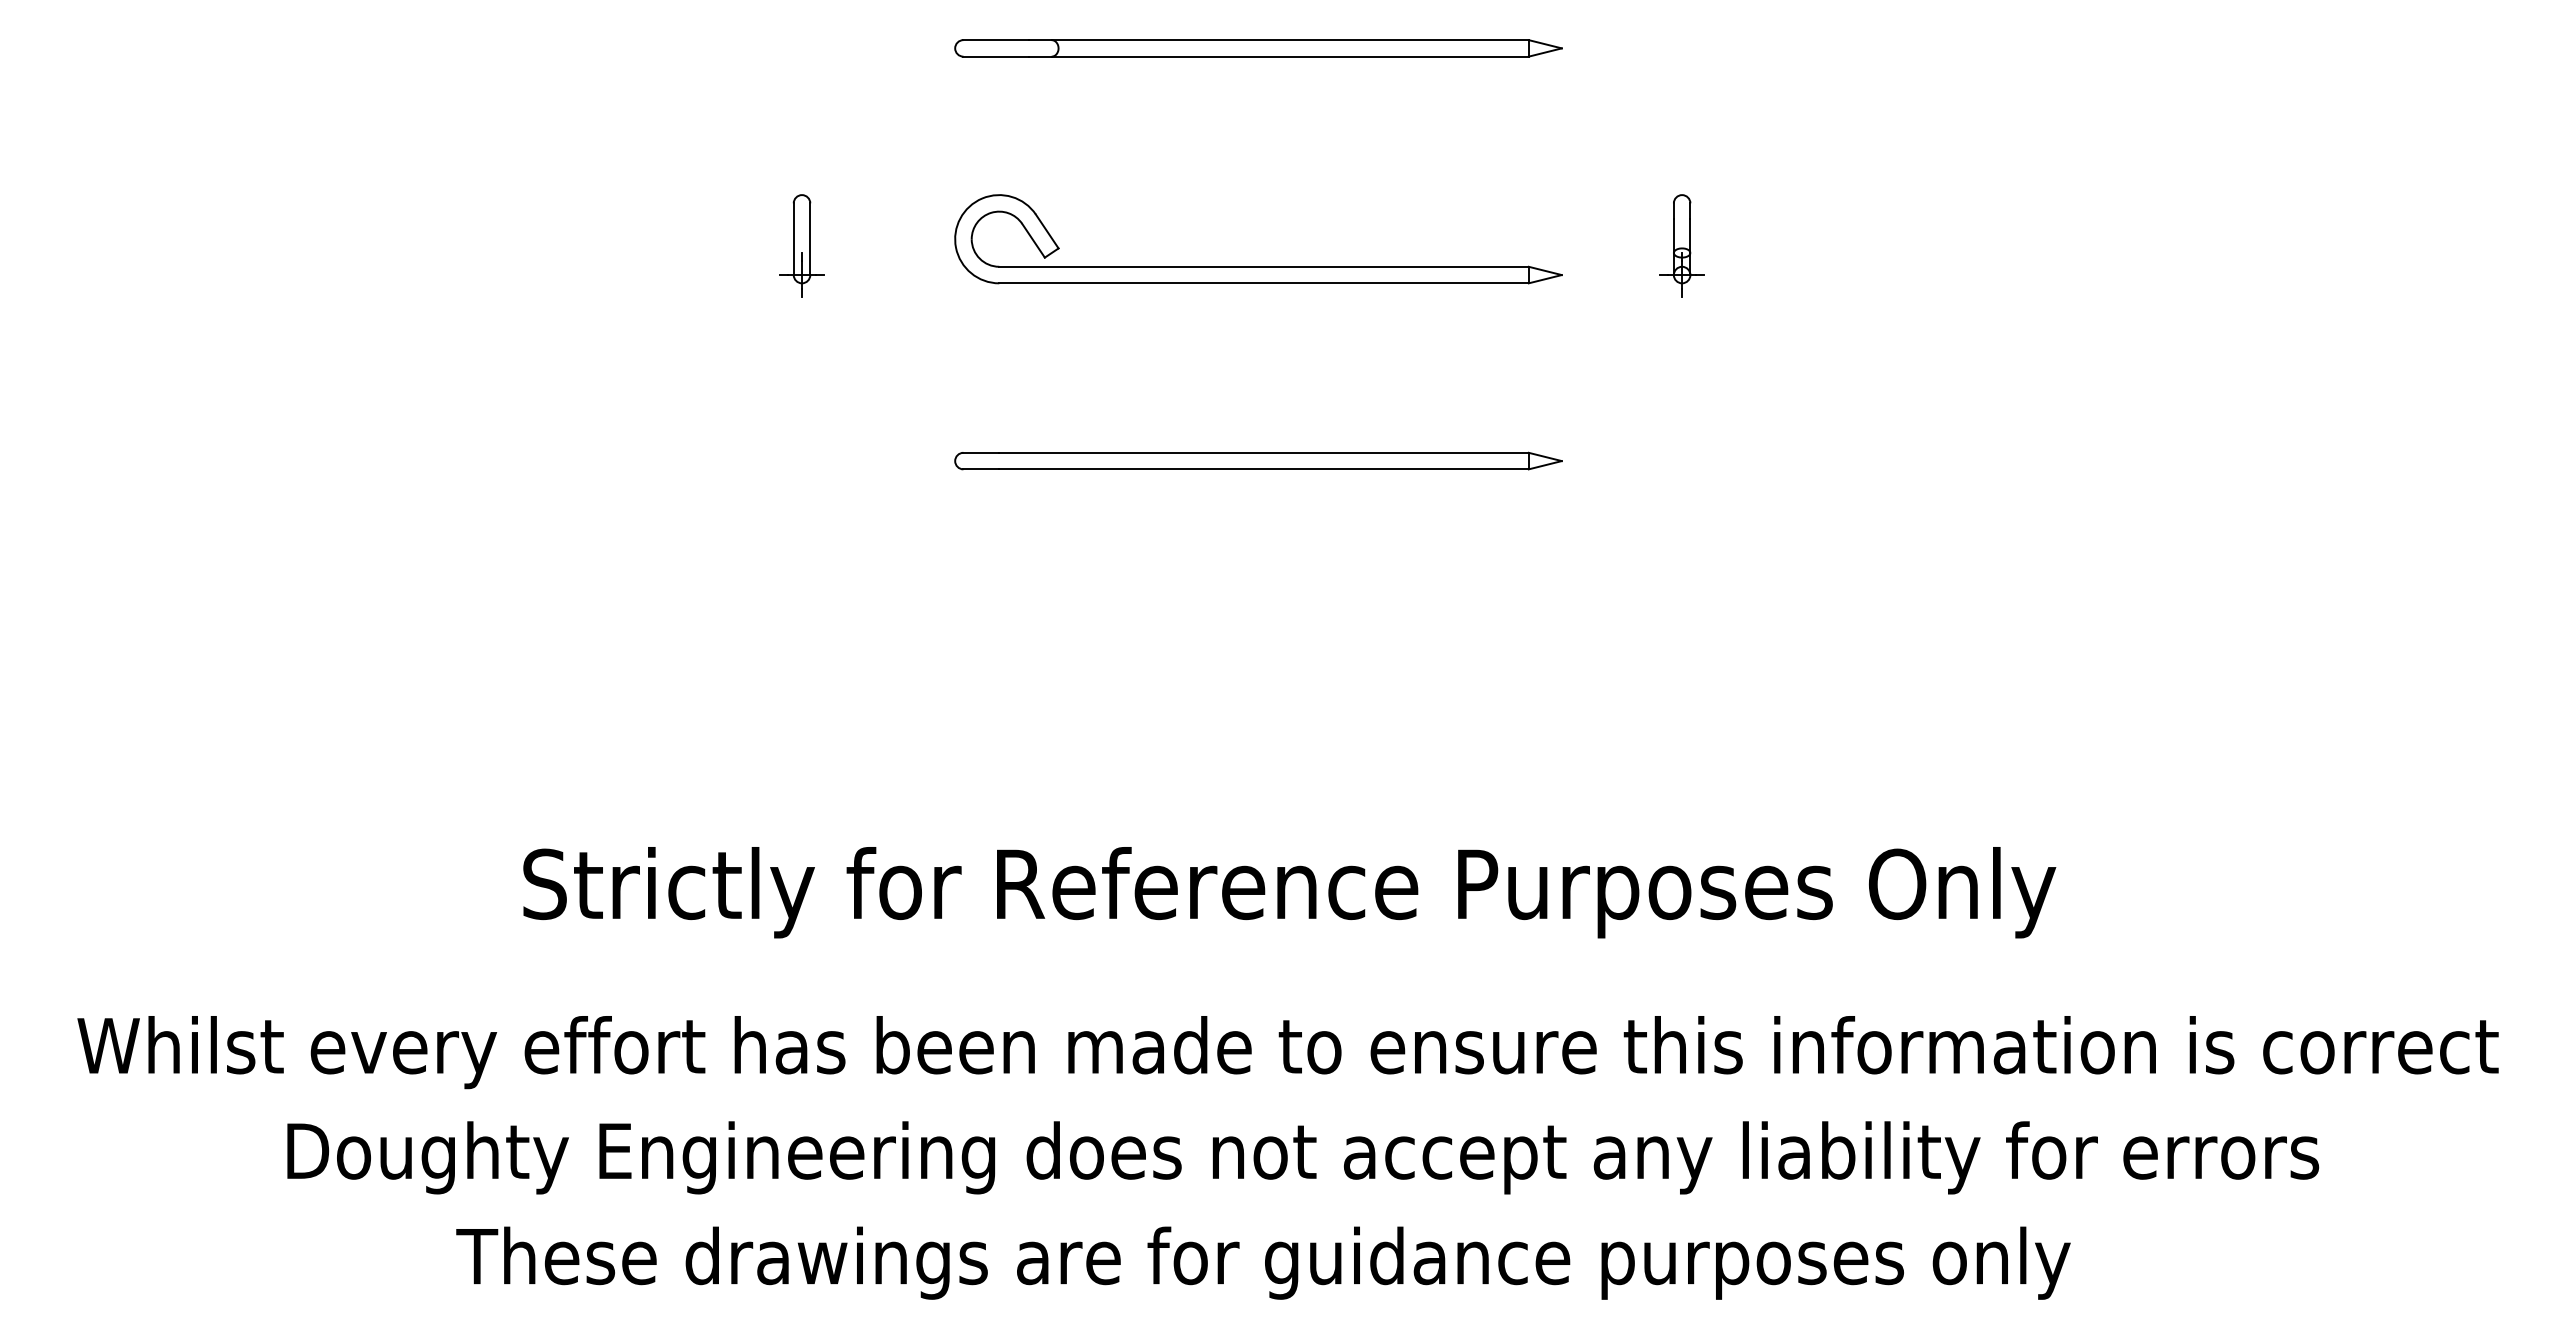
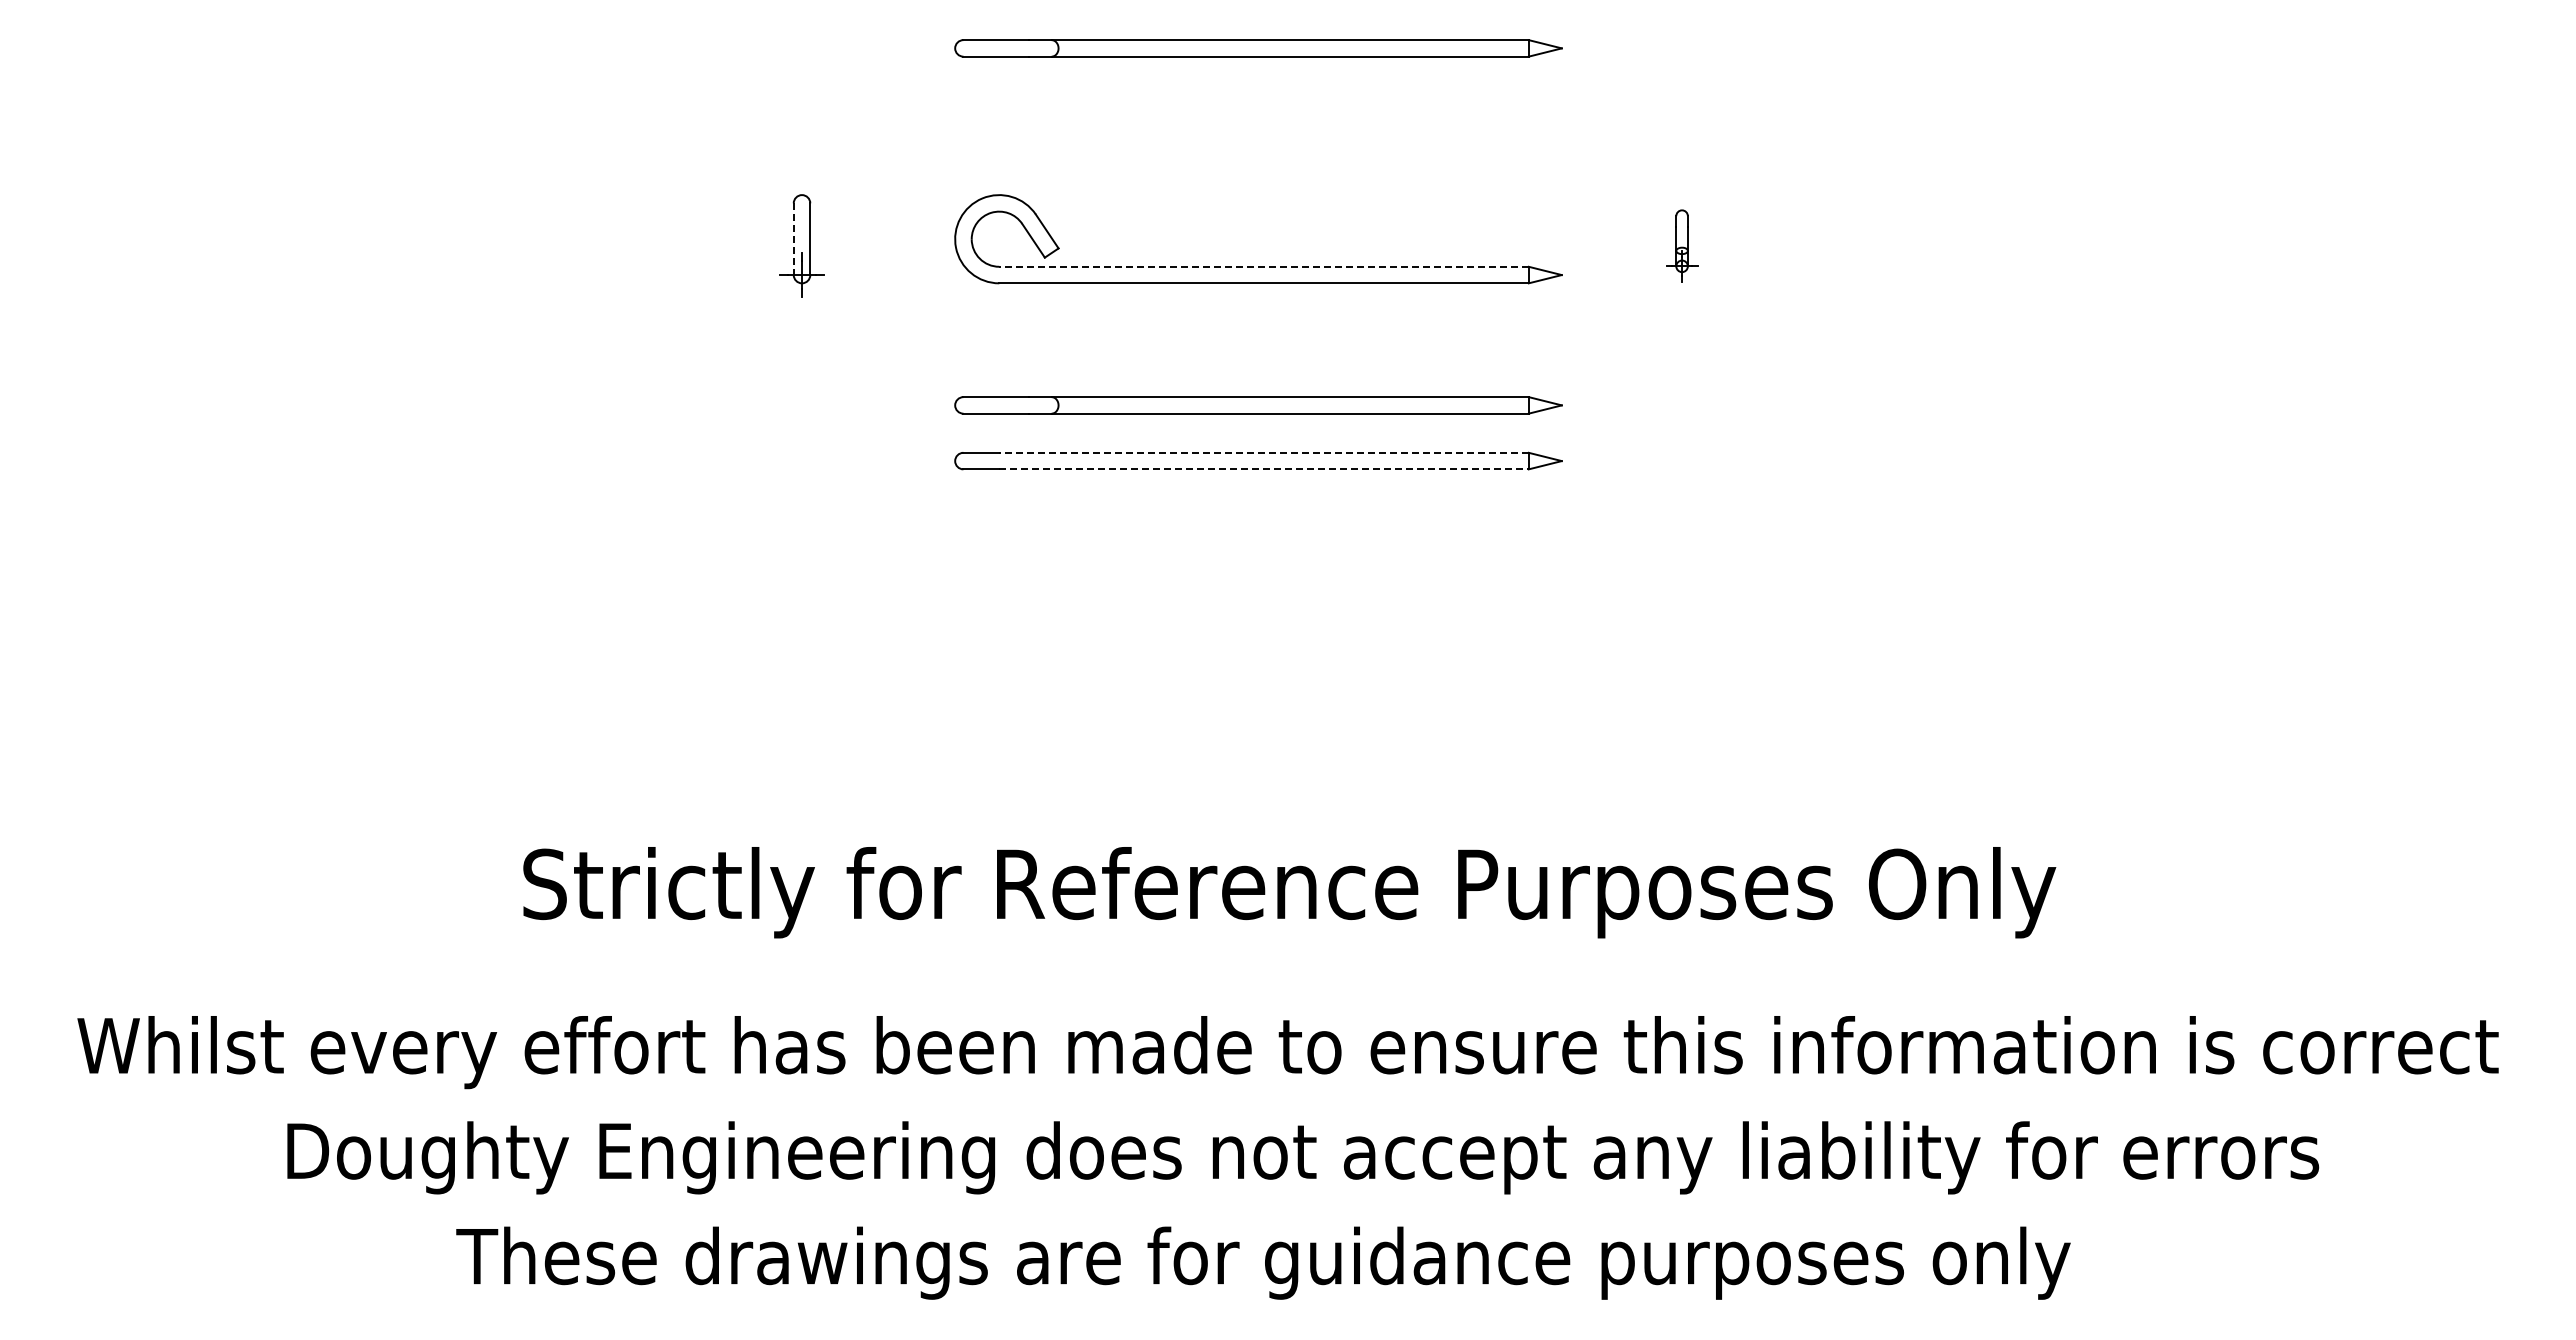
line: solid -> dashed (793, 239)
part size: 46x104 px -> 33x74 px (1682, 245)
line: solid -> dashed (1264, 266)
part: none -> present (1258, 405)
line: solid -> dashed (1264, 452)
line: solid -> dashed (1264, 469)
